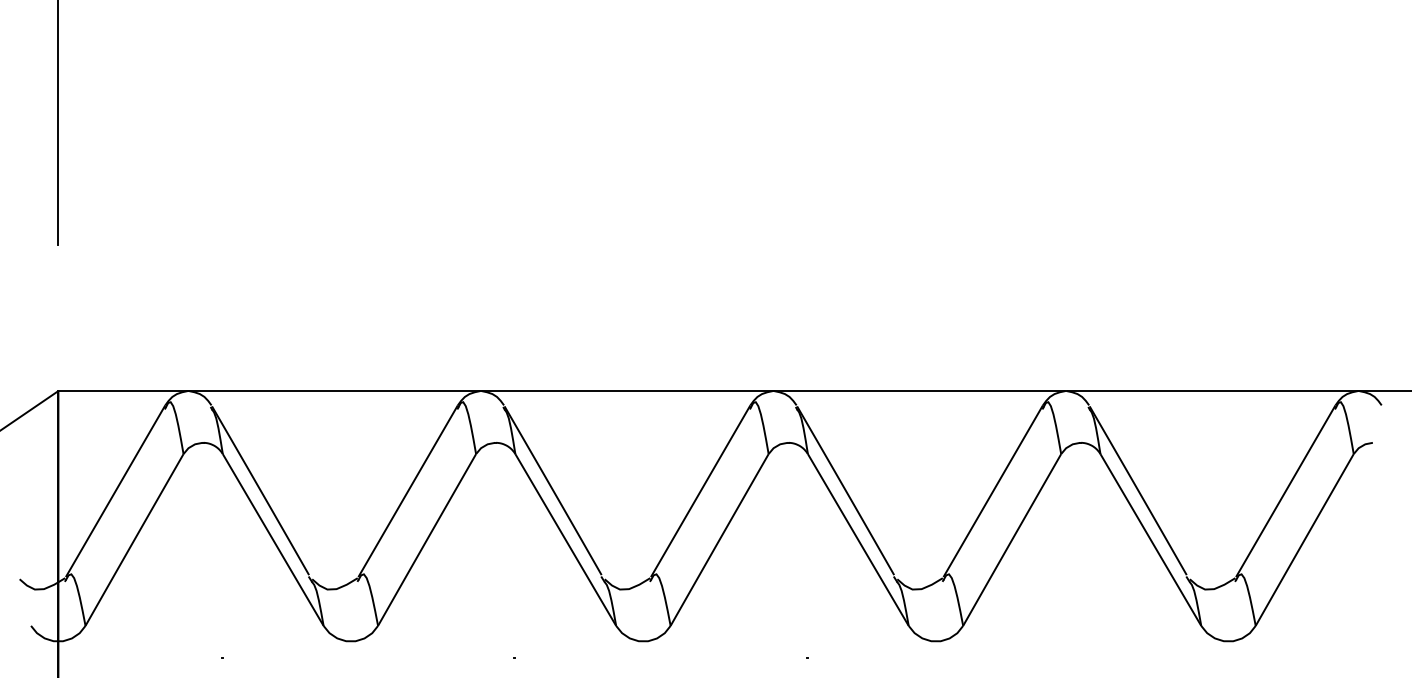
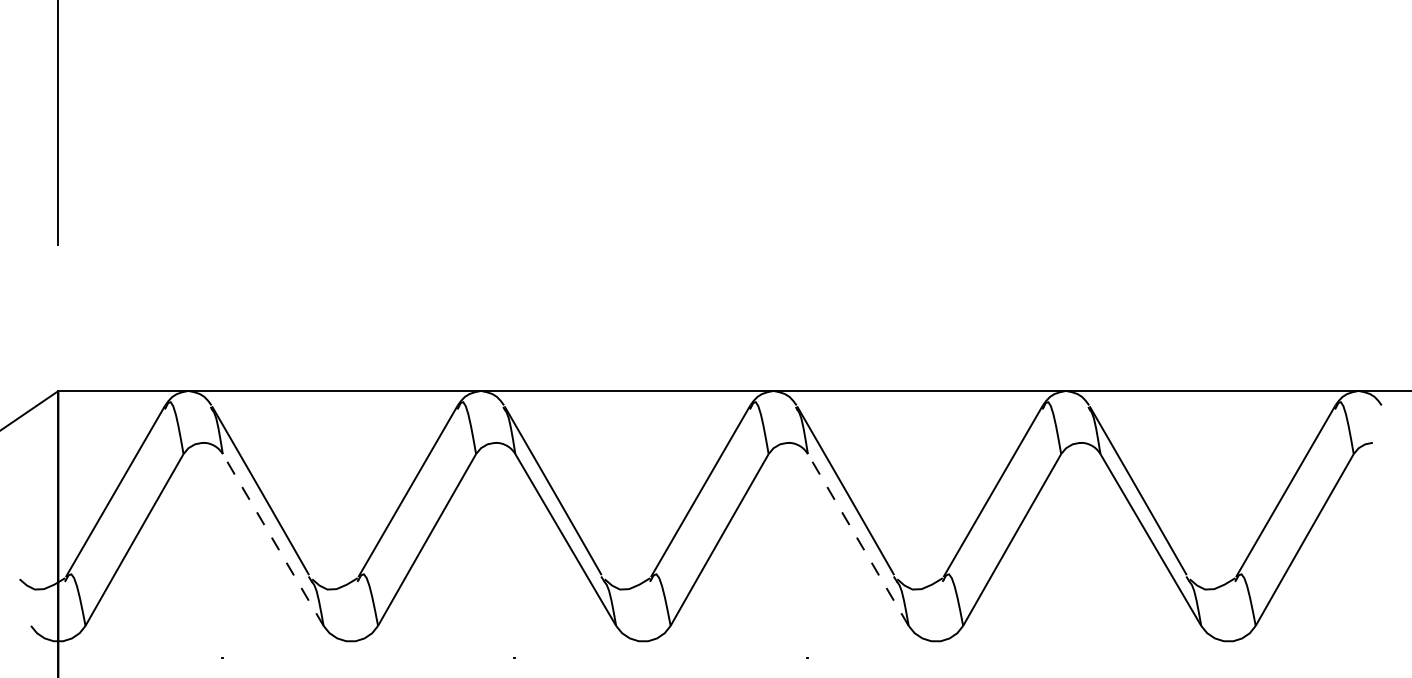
line: solid -> dashed (273, 540)
line: solid -> dashed (858, 540)
